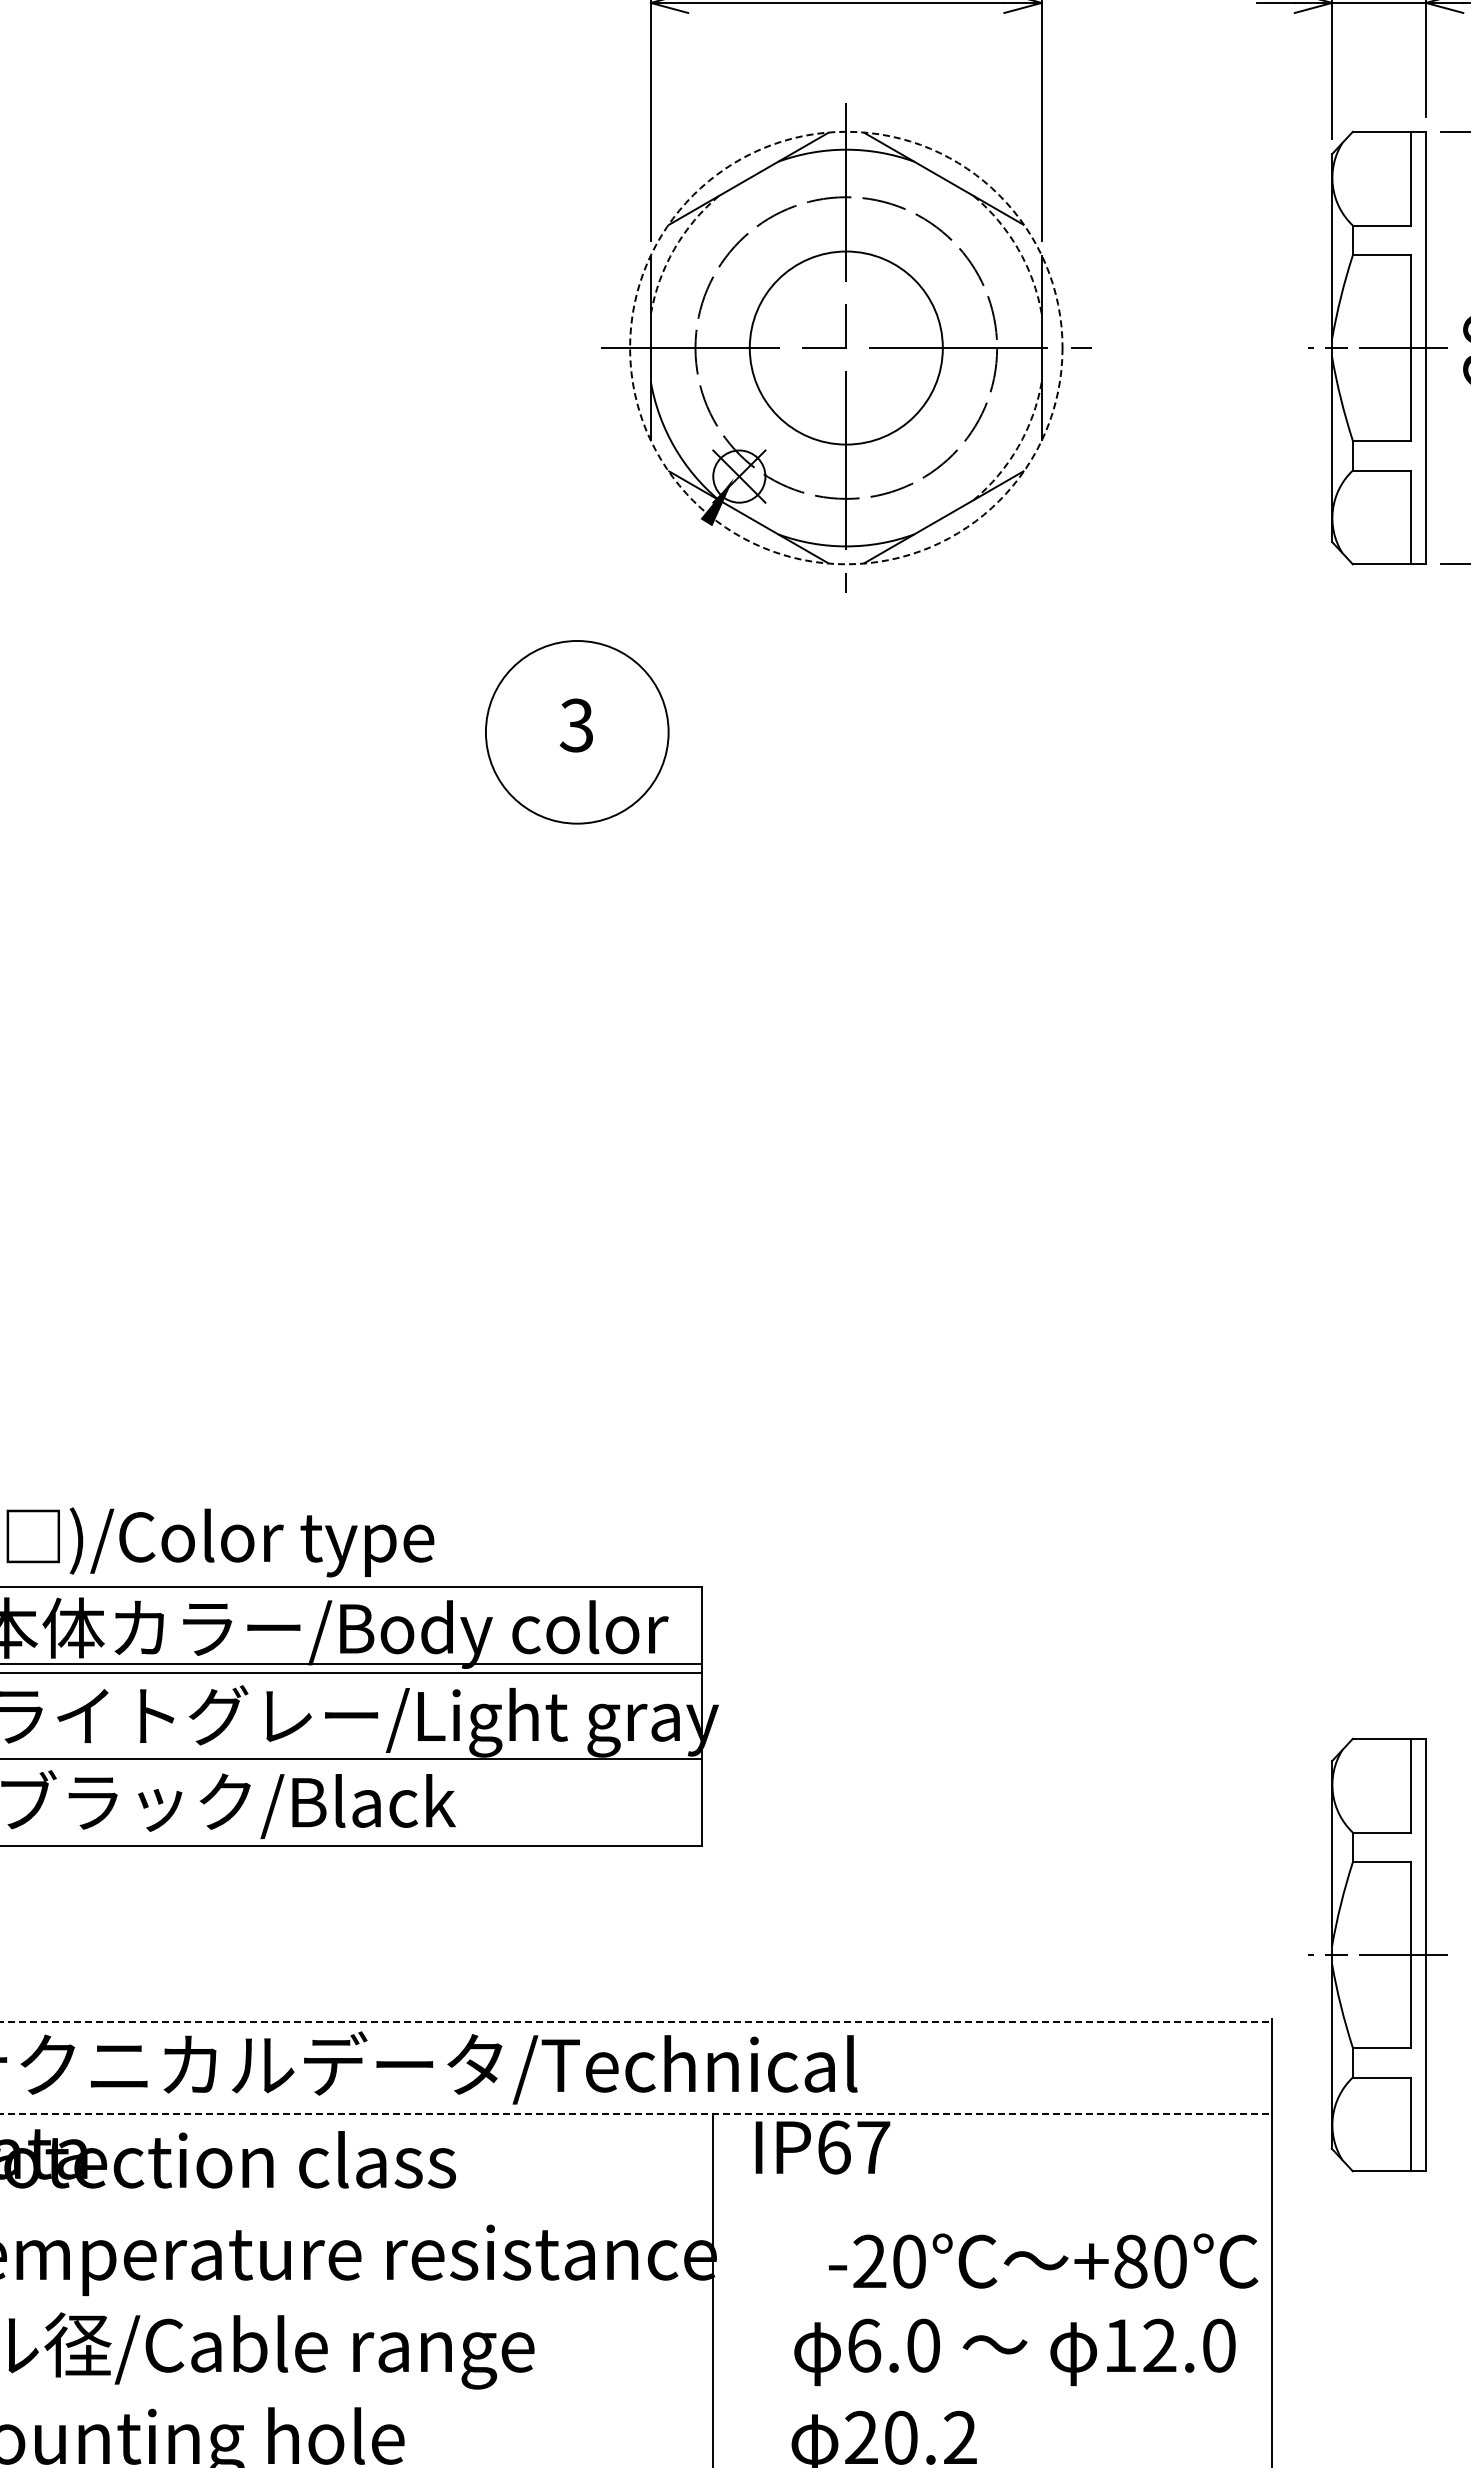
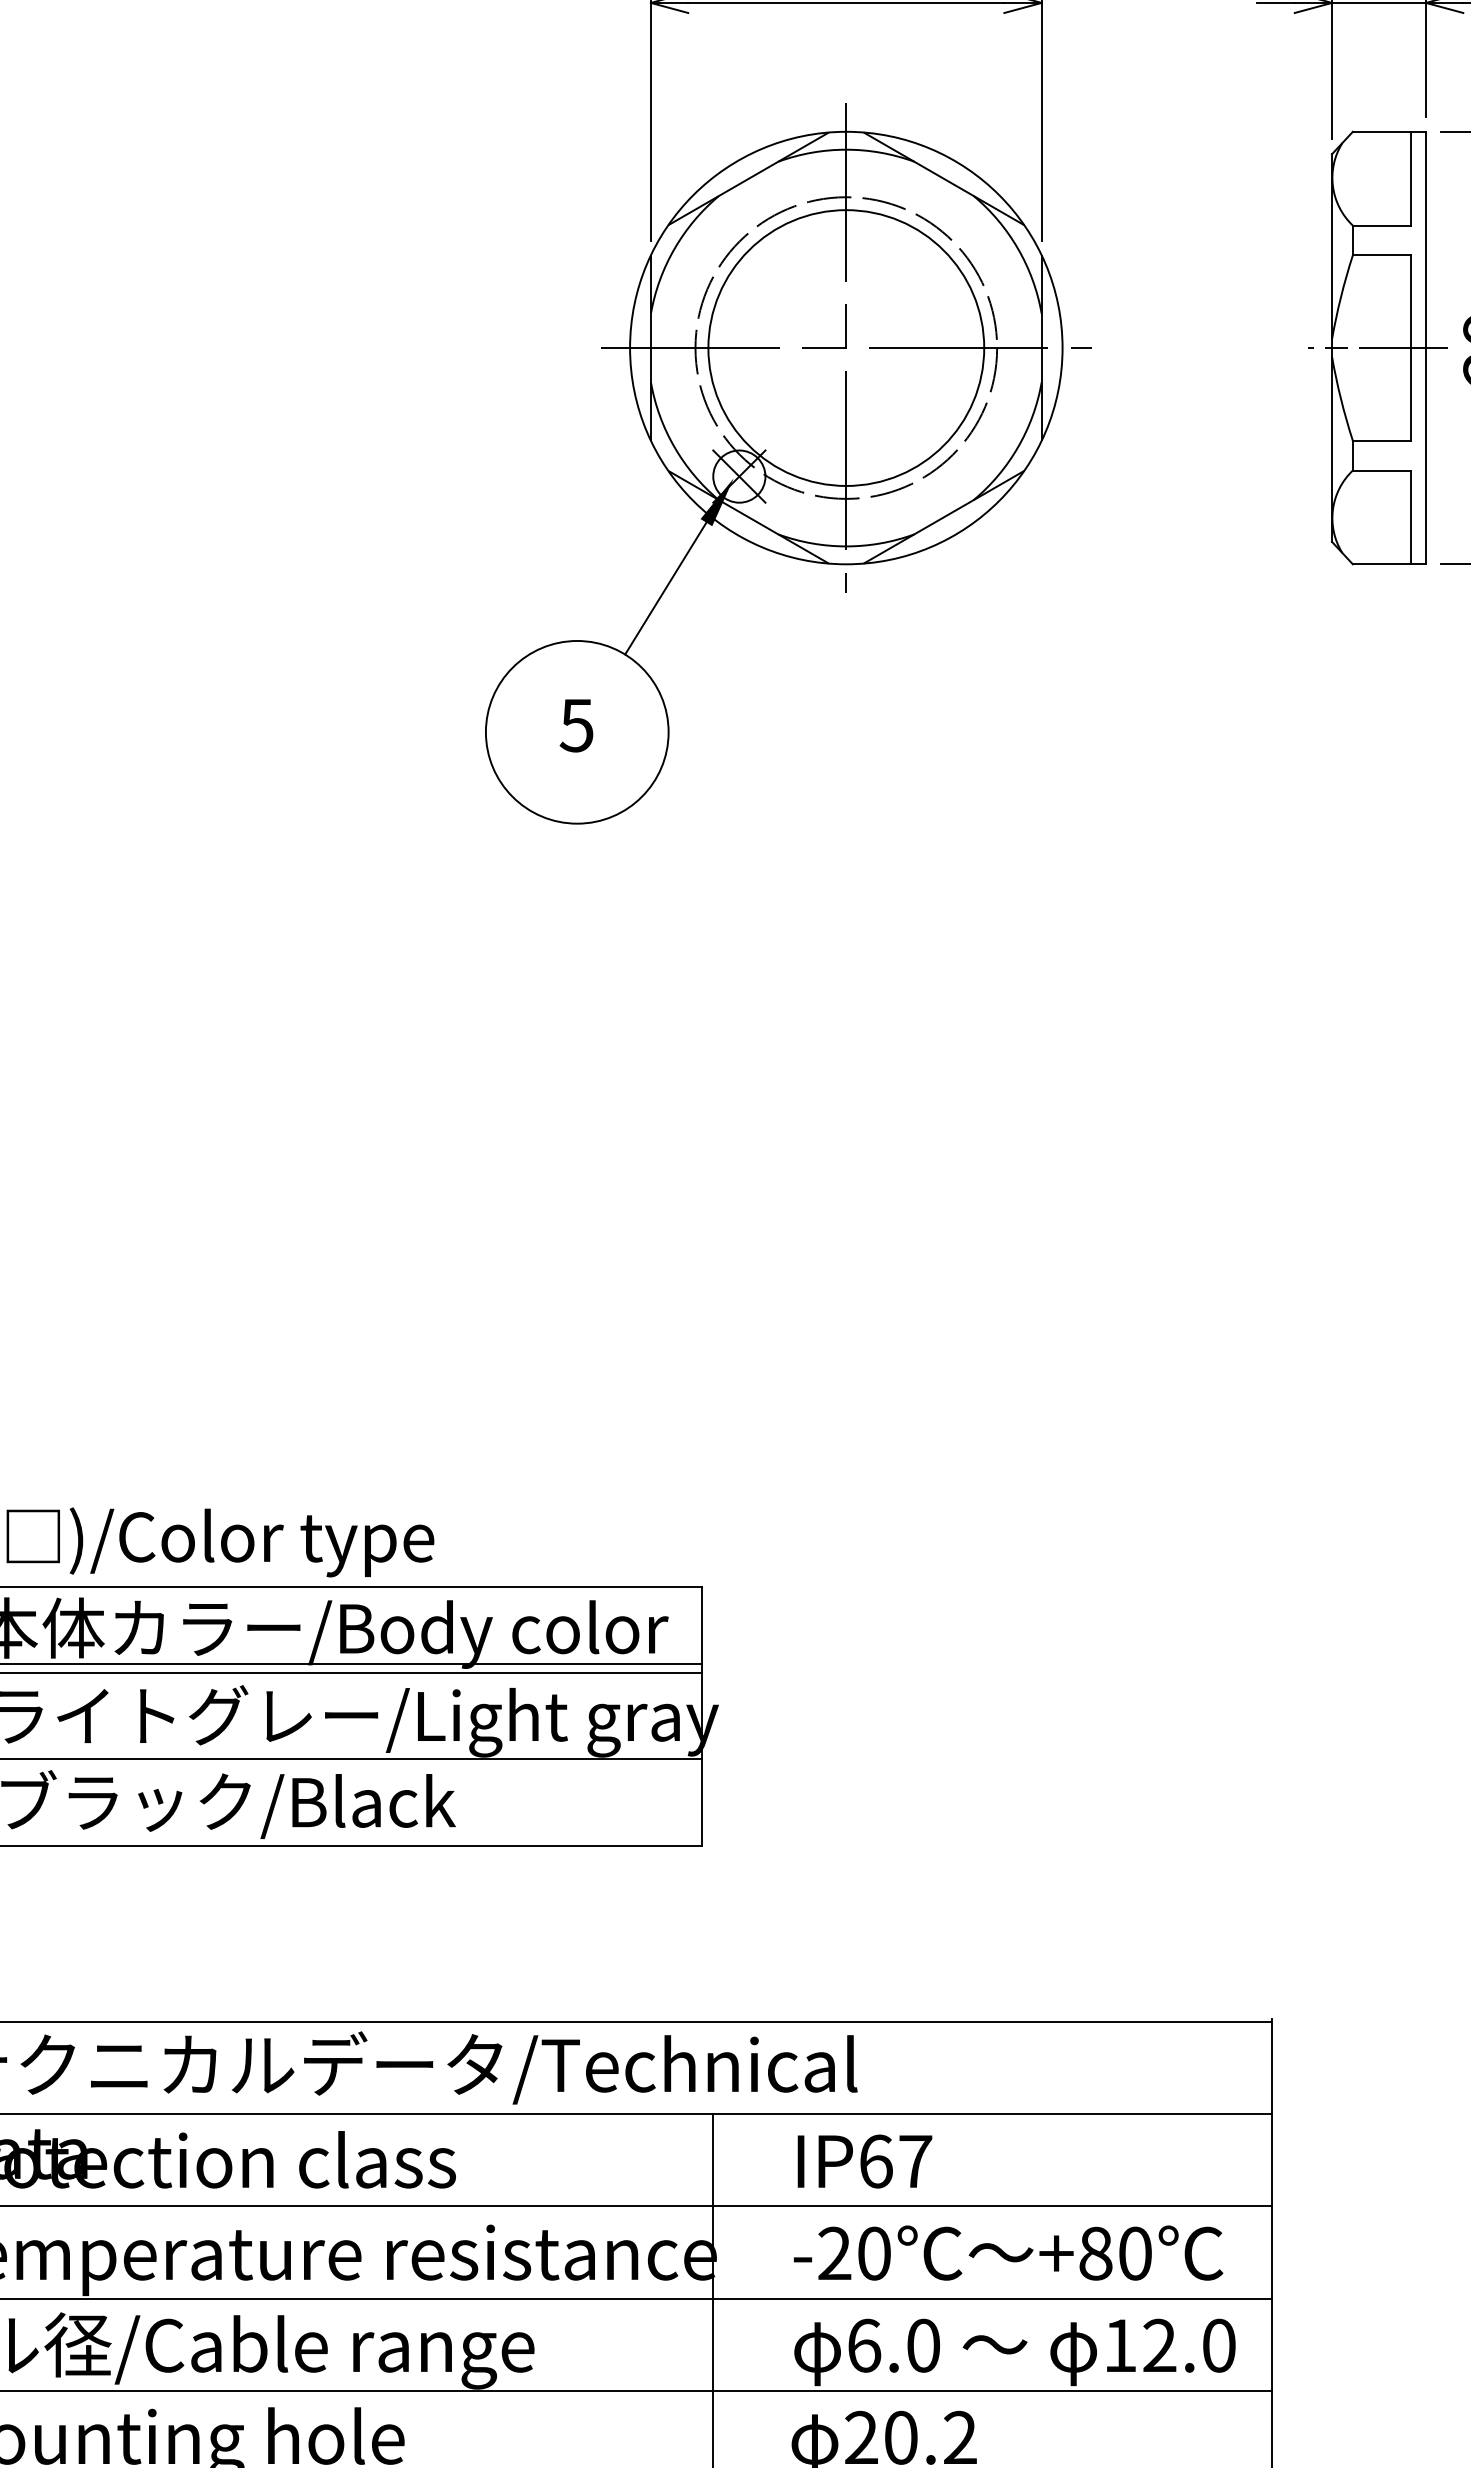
arc: dashed -> solid (674, 248)
arc: dashed -> solid (1018, 248)
circle diameter: 193 px -> 276 px (846, 347)
circle: dashed -> solid (846, 347)
arc: dashed -> solid (1018, 447)
line: none -> present (665, 588)
text: 3 -> 5 (576, 725)
part: present -> none (1377, 1954)
line: dashed -> solid (636, 2022)
line: dashed -> solid (636, 2114)
text position: (822, 2147) -> (864, 2161) (864, 2161)
line: none -> present (637, 2206)
text position: (1043, 2260) -> (1008, 2252) (1008, 2252)
line: none -> present (637, 2298)
line: none -> present (637, 2390)
